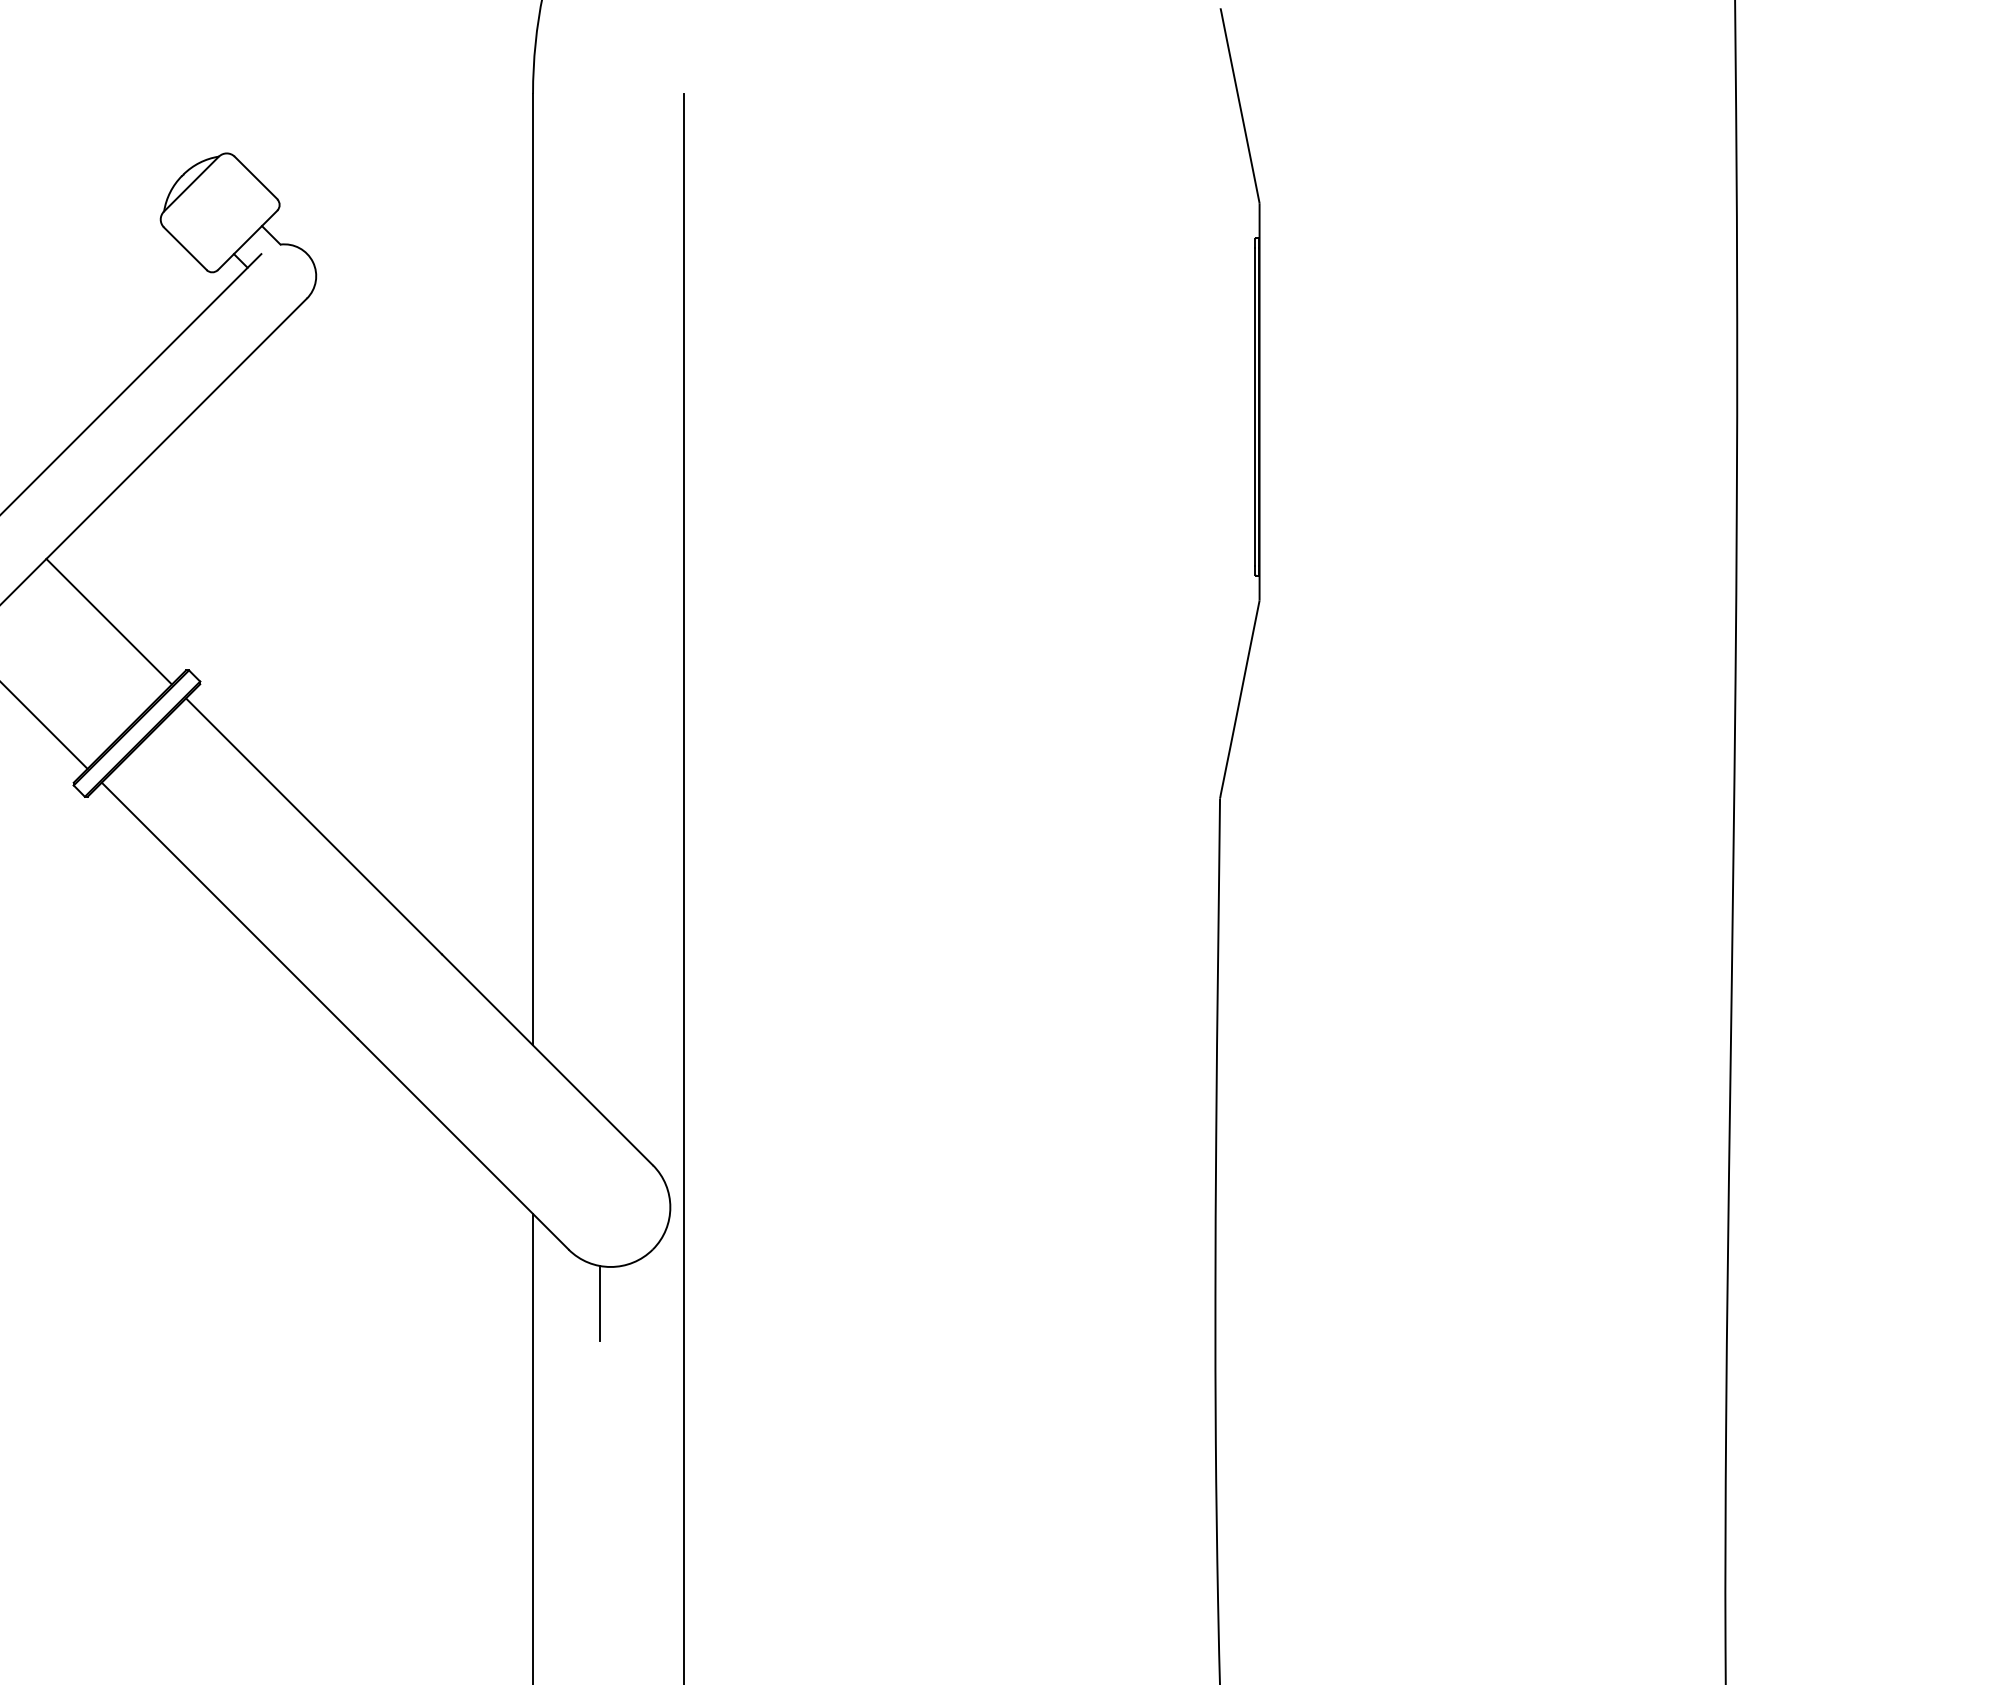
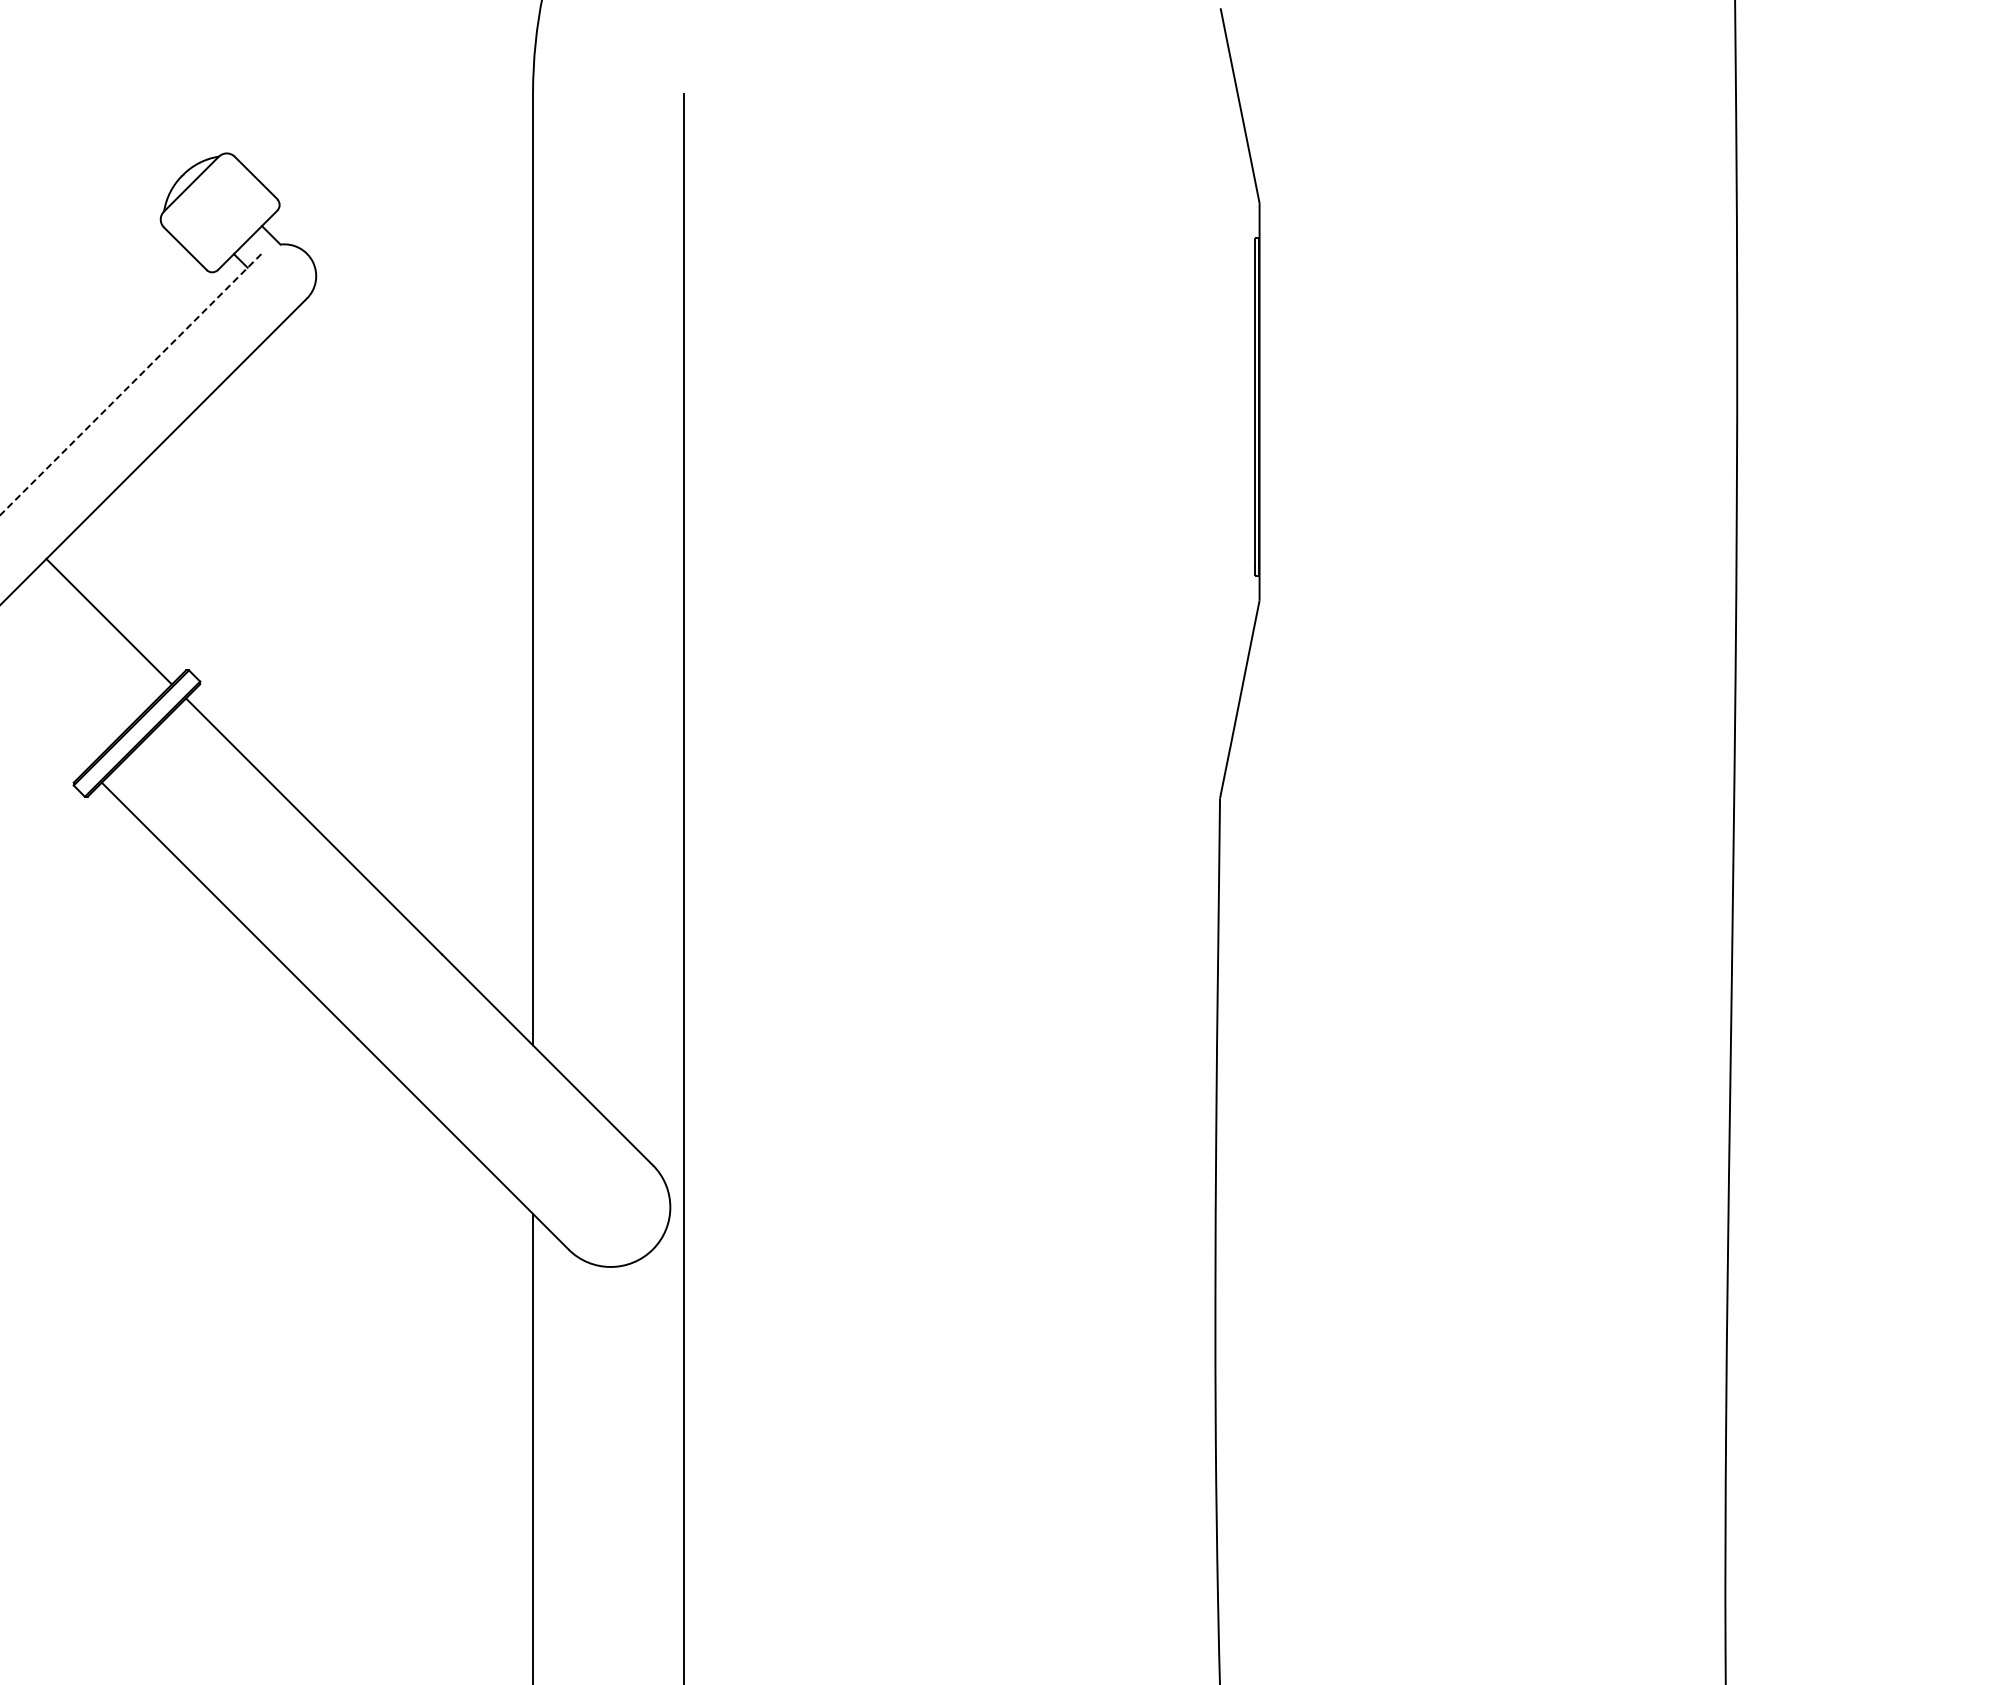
line: solid -> dashed (130, 384)
line: present -> none (44, 725)
line: present -> none (599, 1303)
